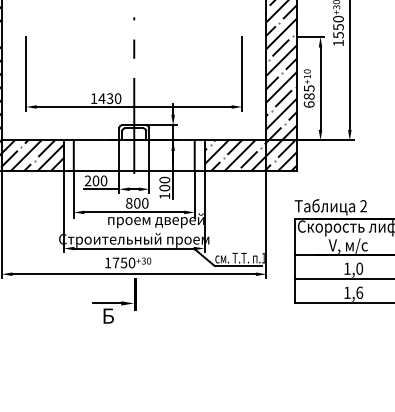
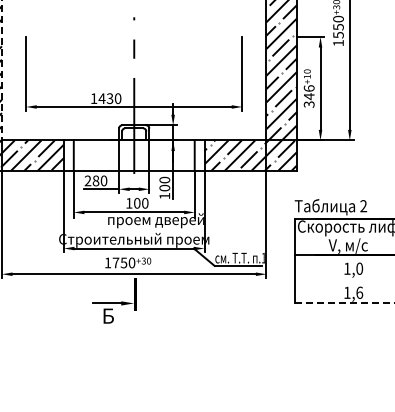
line: solid -> dashed (1, 70)
text: 685 -> 346 (308, 96)
text: 200 -> 280 (95, 181)
text: 800 -> 100 (129, 203)
line: present -> none (342, 278)
line: solid -> dashed (344, 302)
